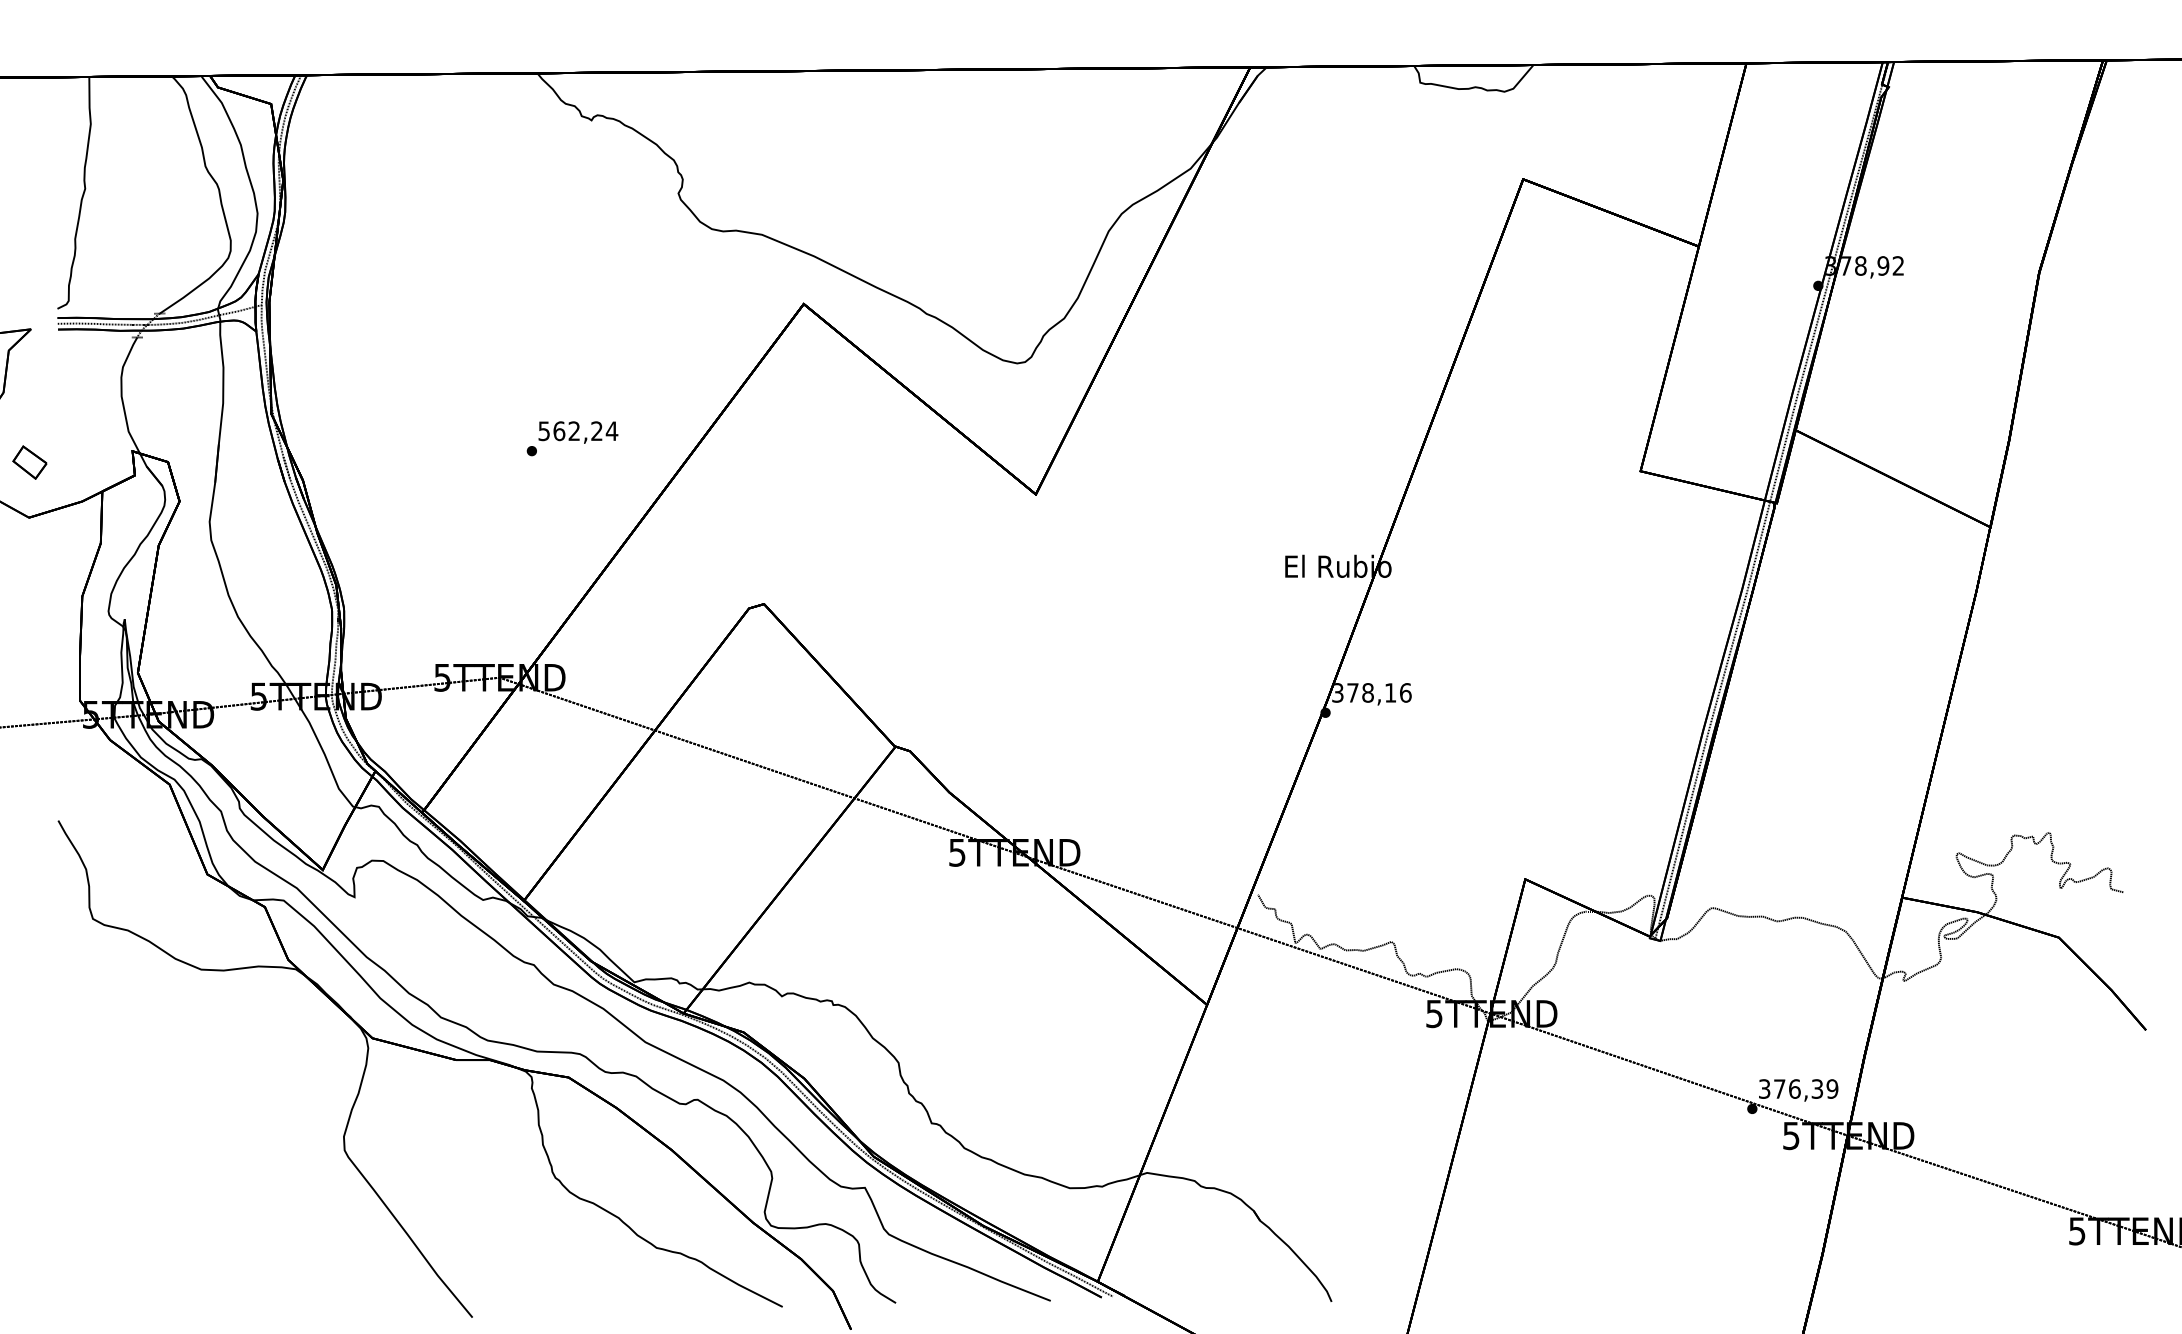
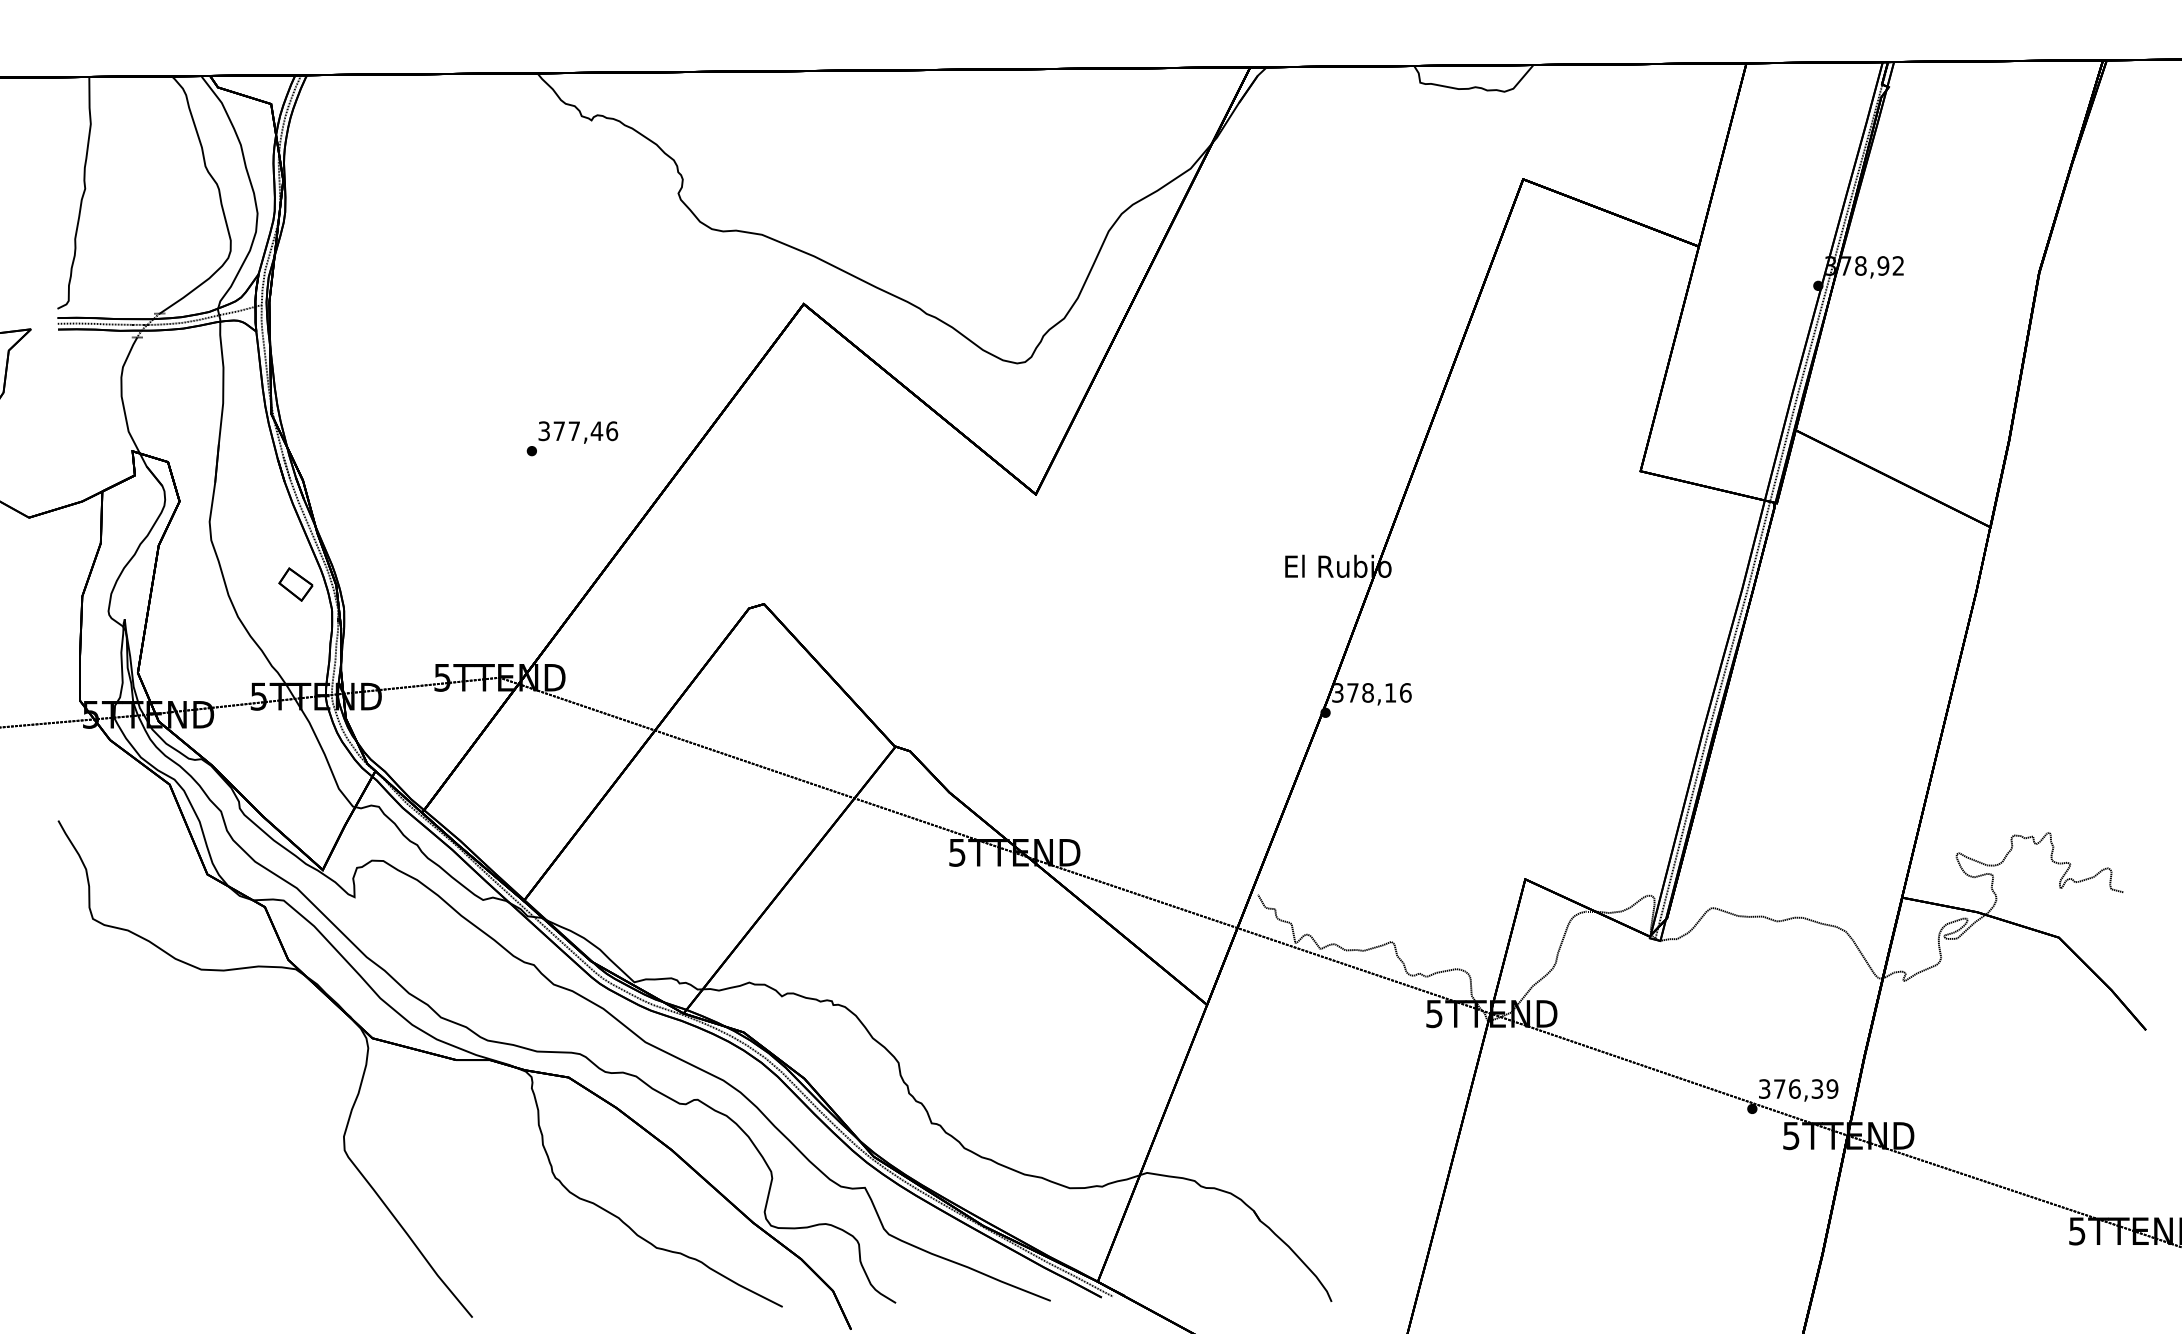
text: 562,24 -> 377,46 (578, 431)
part position: (29, 462) -> (295, 584) (295, 584)
